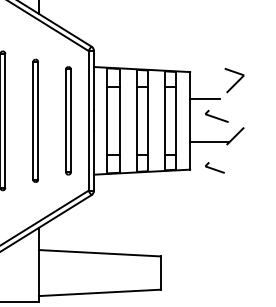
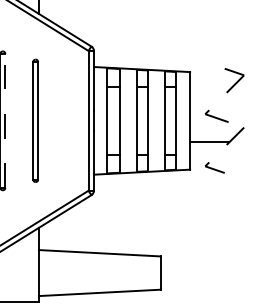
line: present -> none (204, 99)
line: solid -> dashed (5, 120)
part: present -> none (68, 120)
